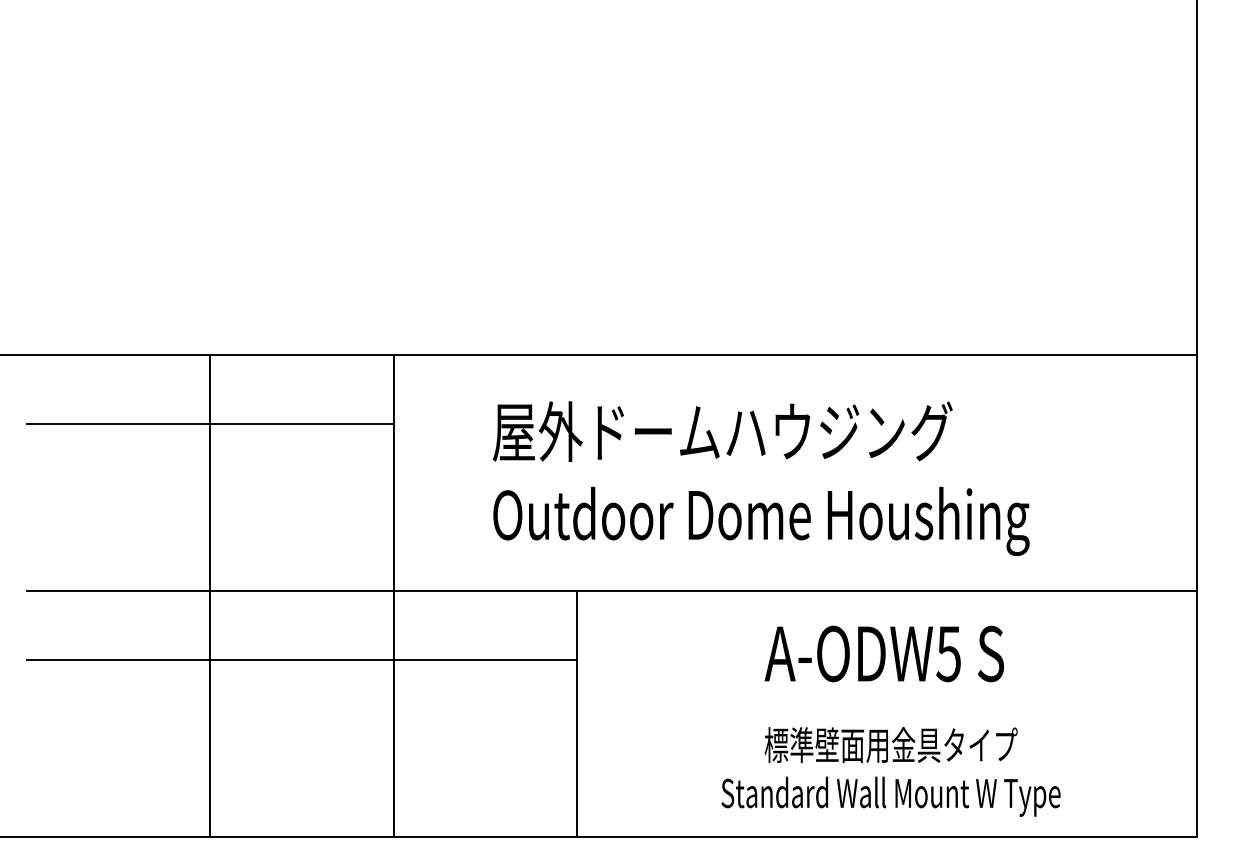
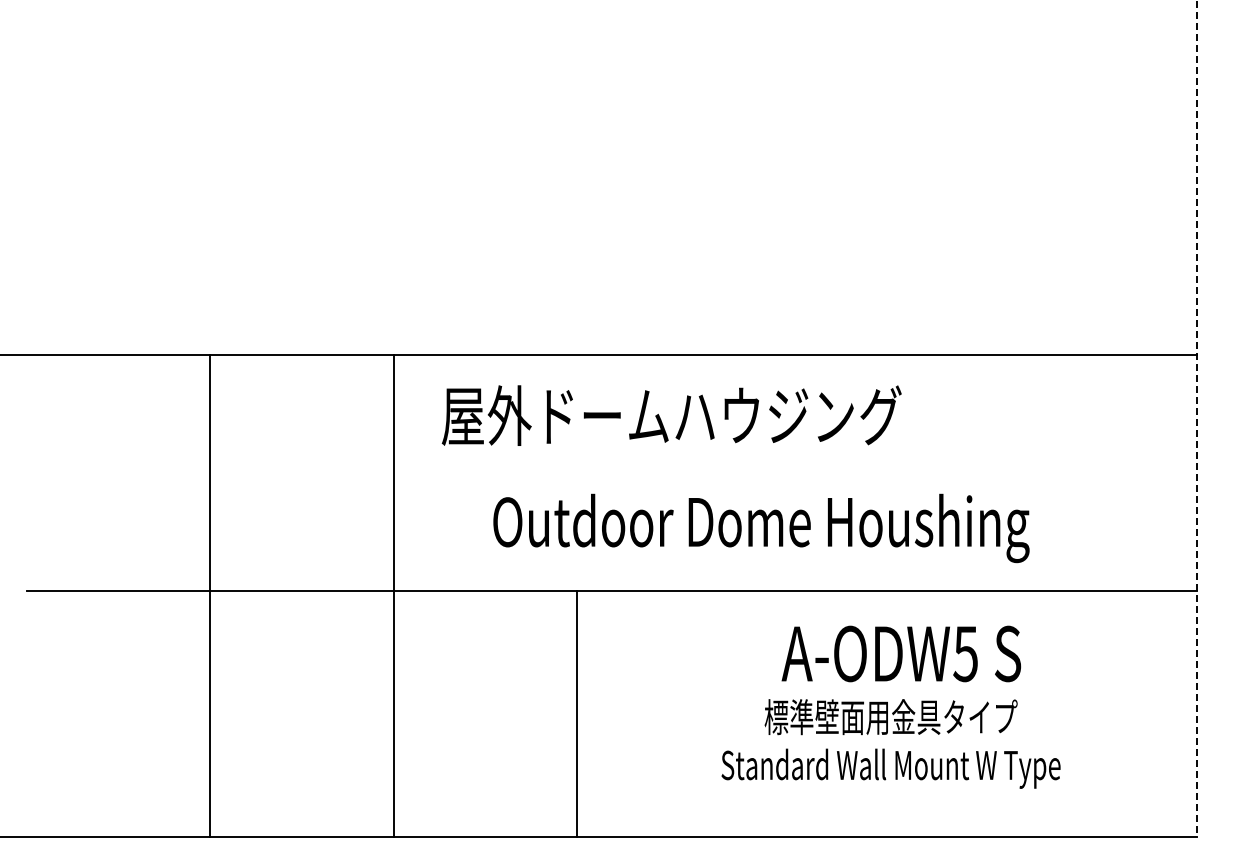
line: solid -> dashed (1196, 419)
line: present -> none (209, 423)
text position: (722, 431) -> (671, 415) (671, 415)
text position: (761, 521) -> (761, 528) (761, 528)
text position: (883, 653) -> (900, 653) (900, 653)
line: present -> none (301, 660)
text position: (890, 771) -> (890, 743) (890, 743)
